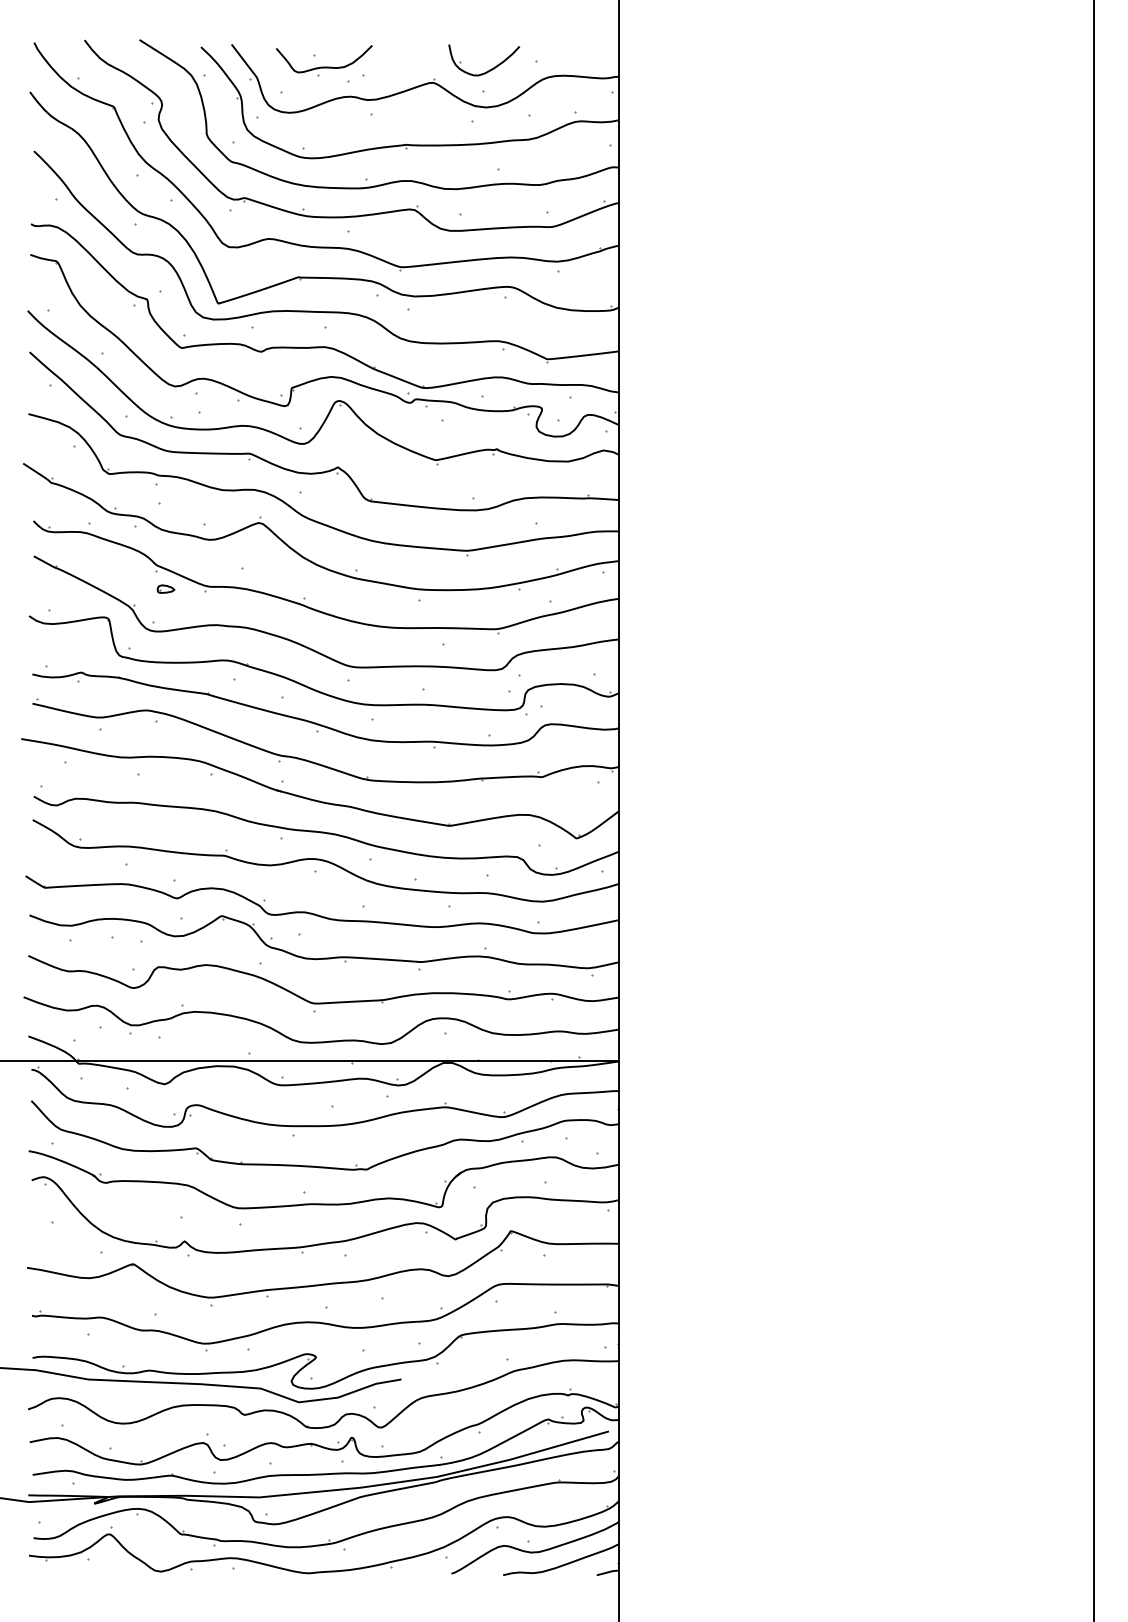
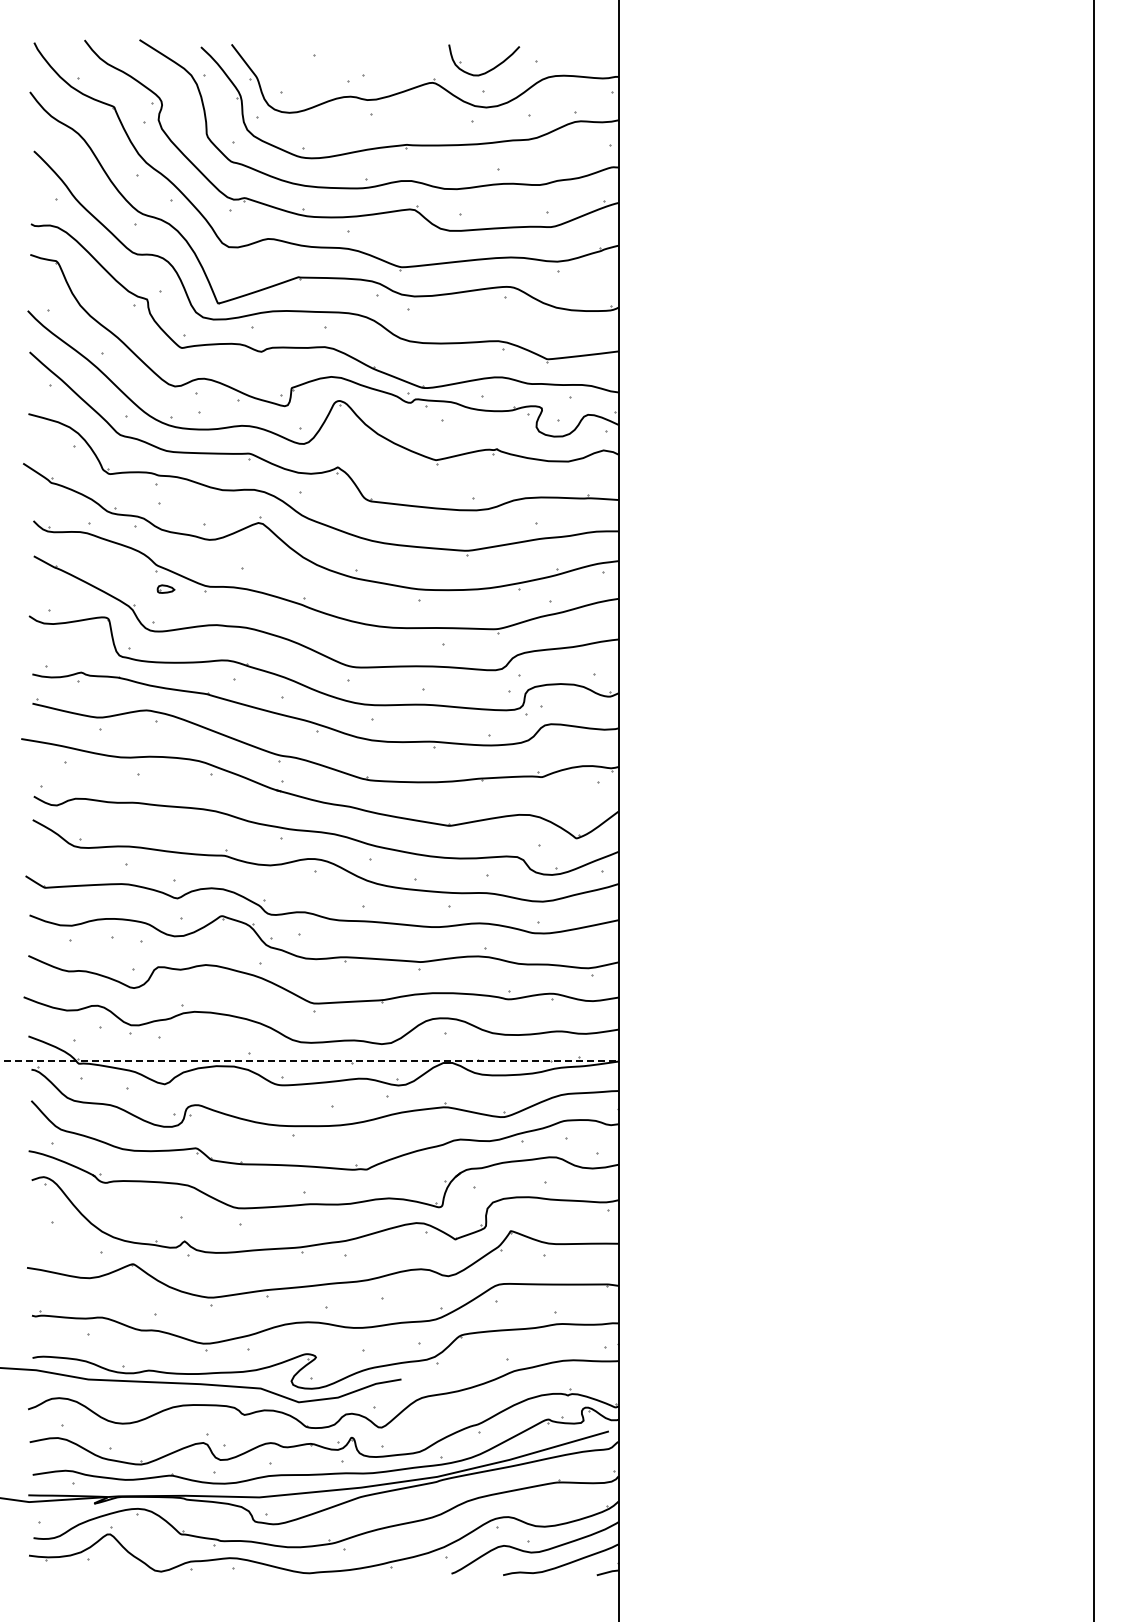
part: present -> none (324, 60)
line: solid -> dashed (309, 1061)
